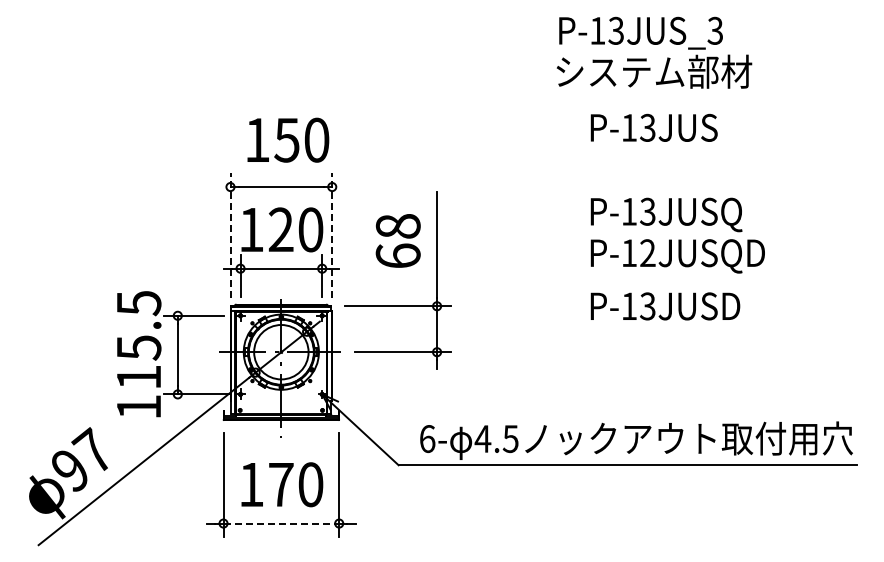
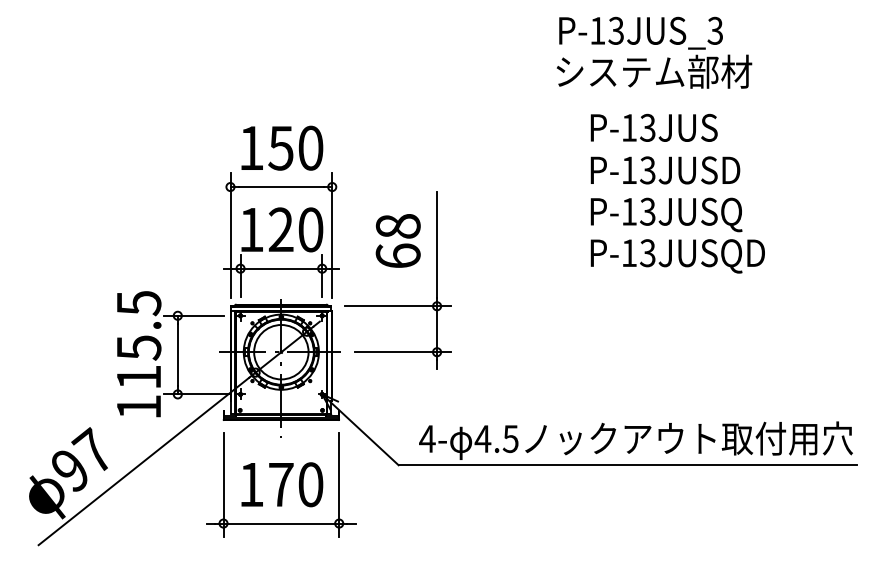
text position: (288, 139) -> (282, 147) (282, 147)
line: dashed -> solid (230, 235)
line: dashed -> solid (332, 235)
text: P-12JUSQD -> P-13JUSQD (647, 253)
text position: (665, 306) -> (665, 170) (665, 170)
text: 6- -> 4- (427, 439)
line: dashed -> solid (281, 523)
